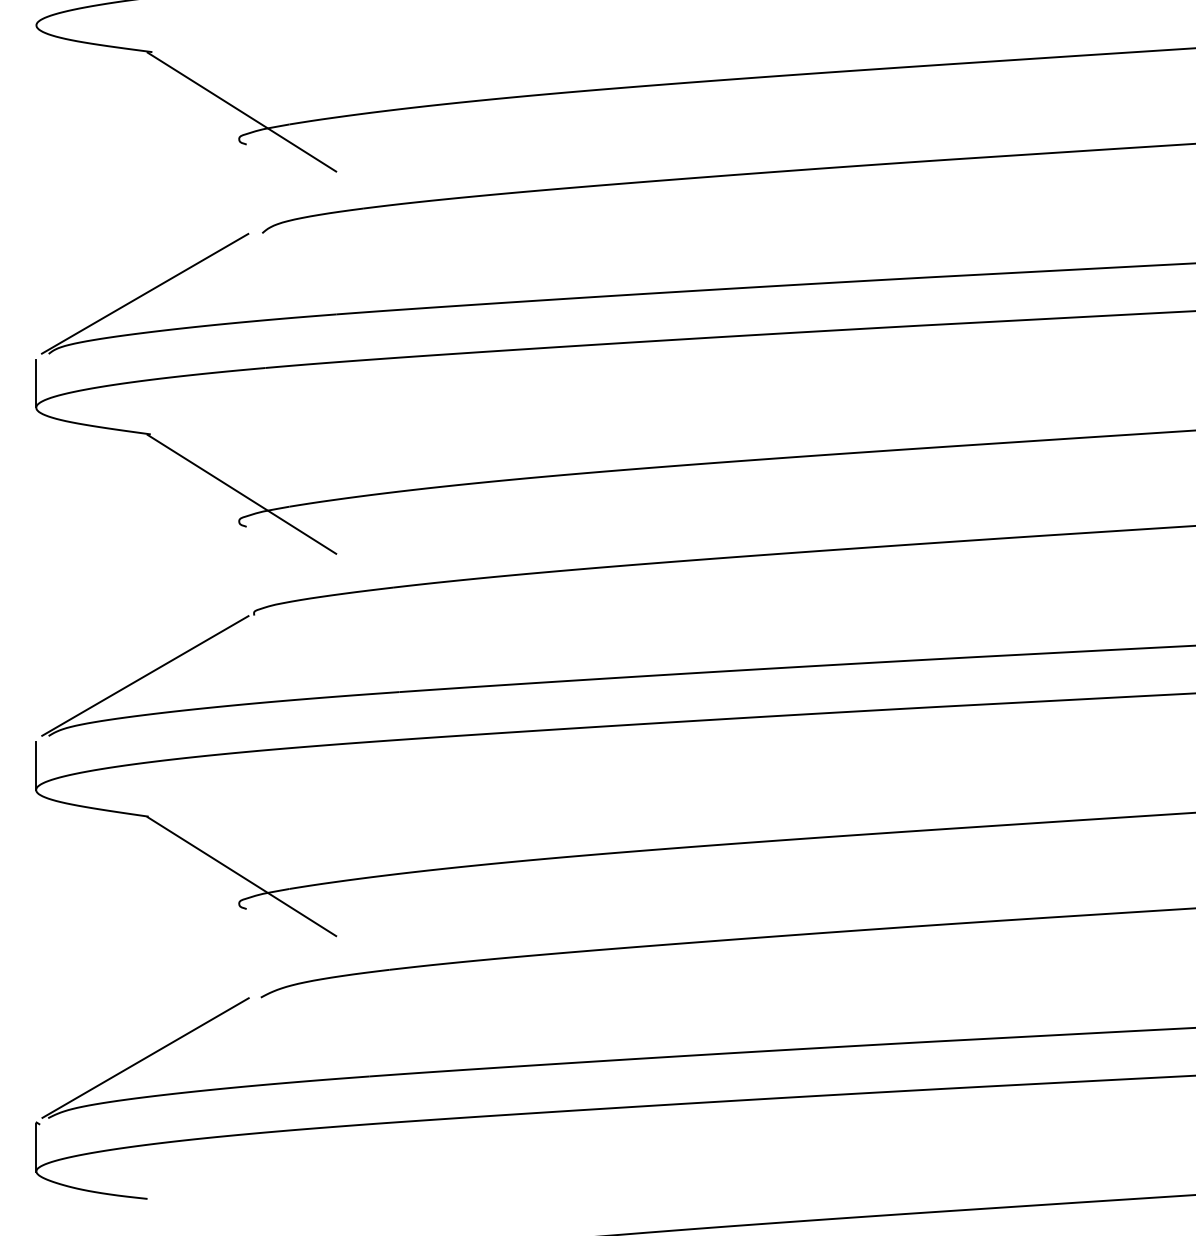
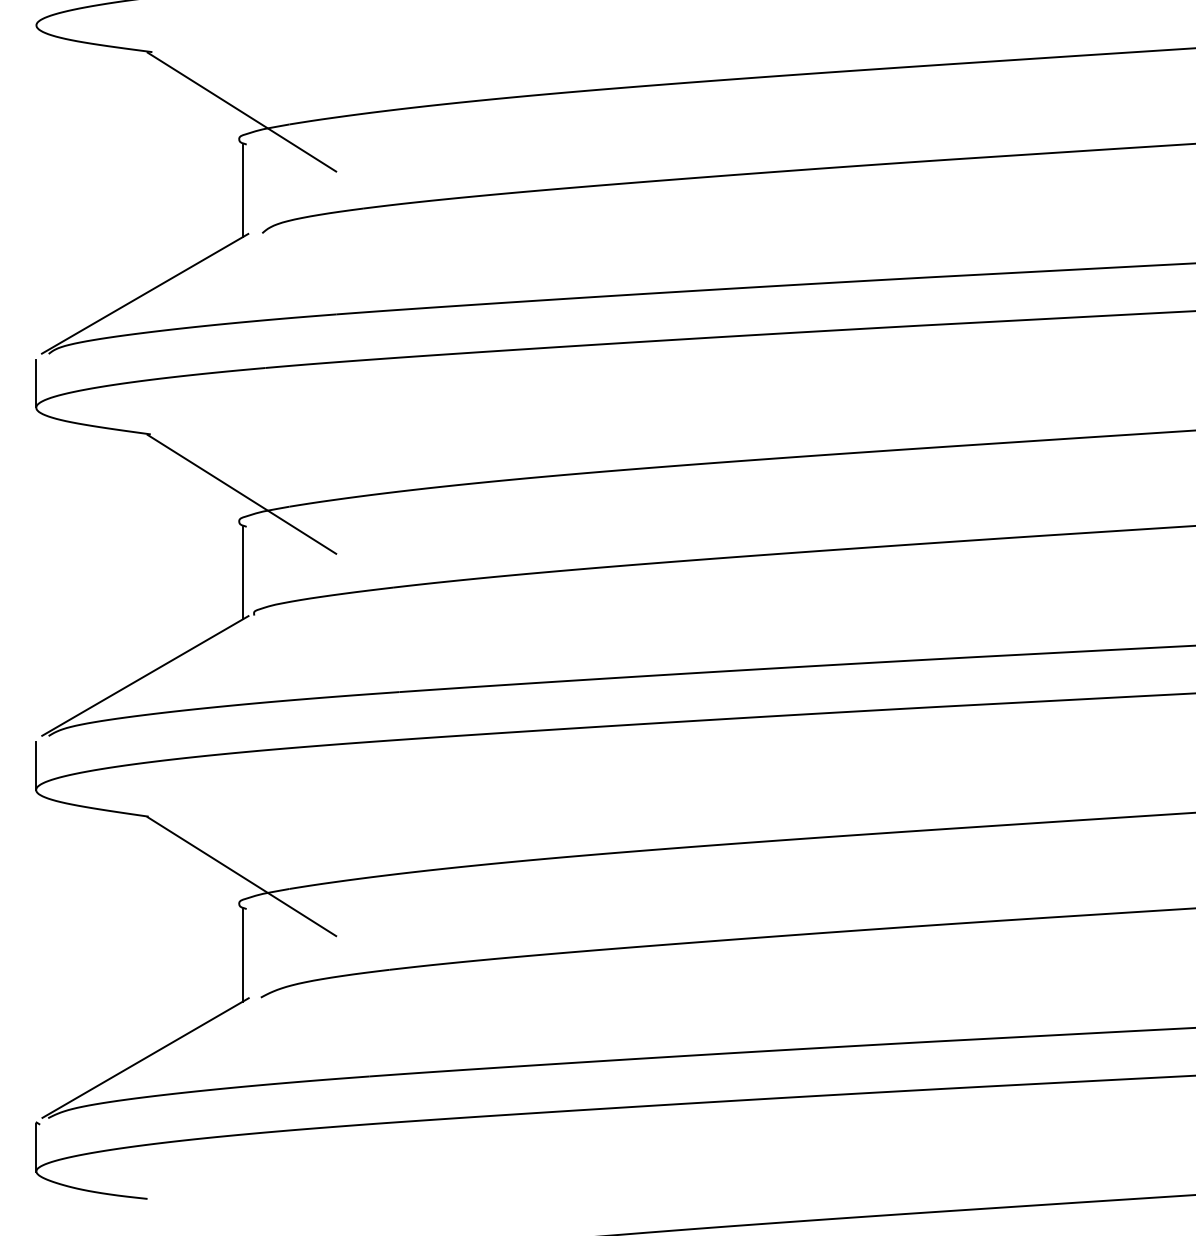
line: none -> present (243, 190)
line: none -> present (243, 572)
line: none -> present (243, 955)
